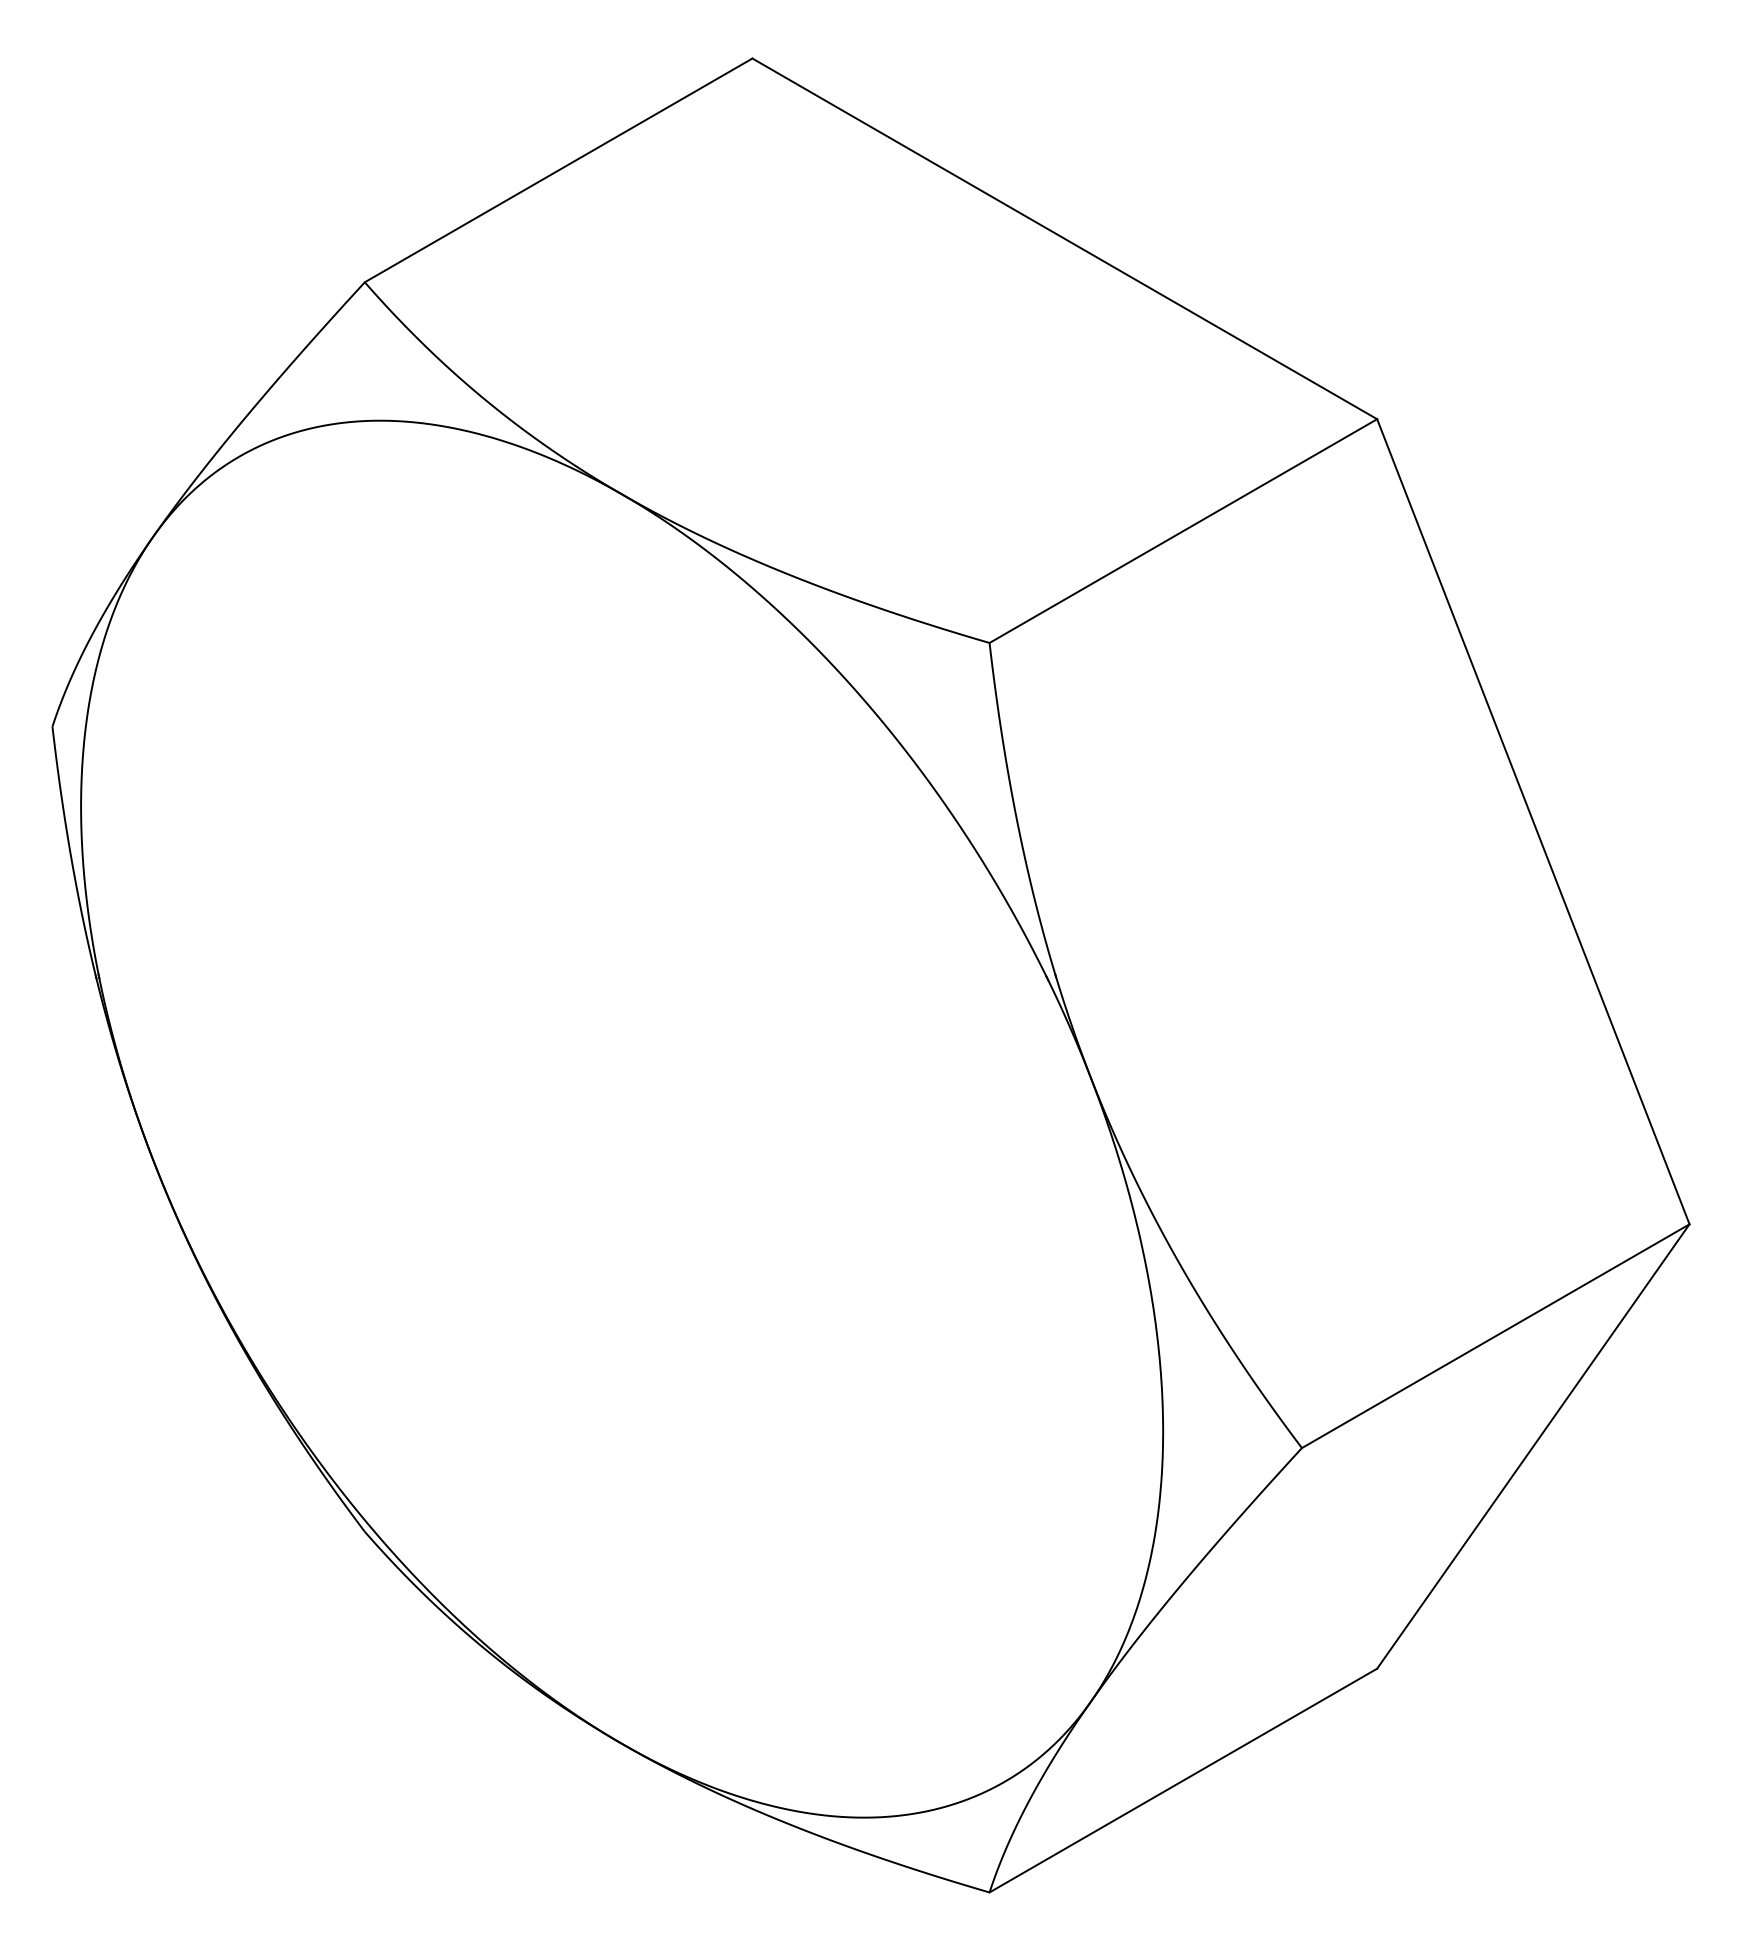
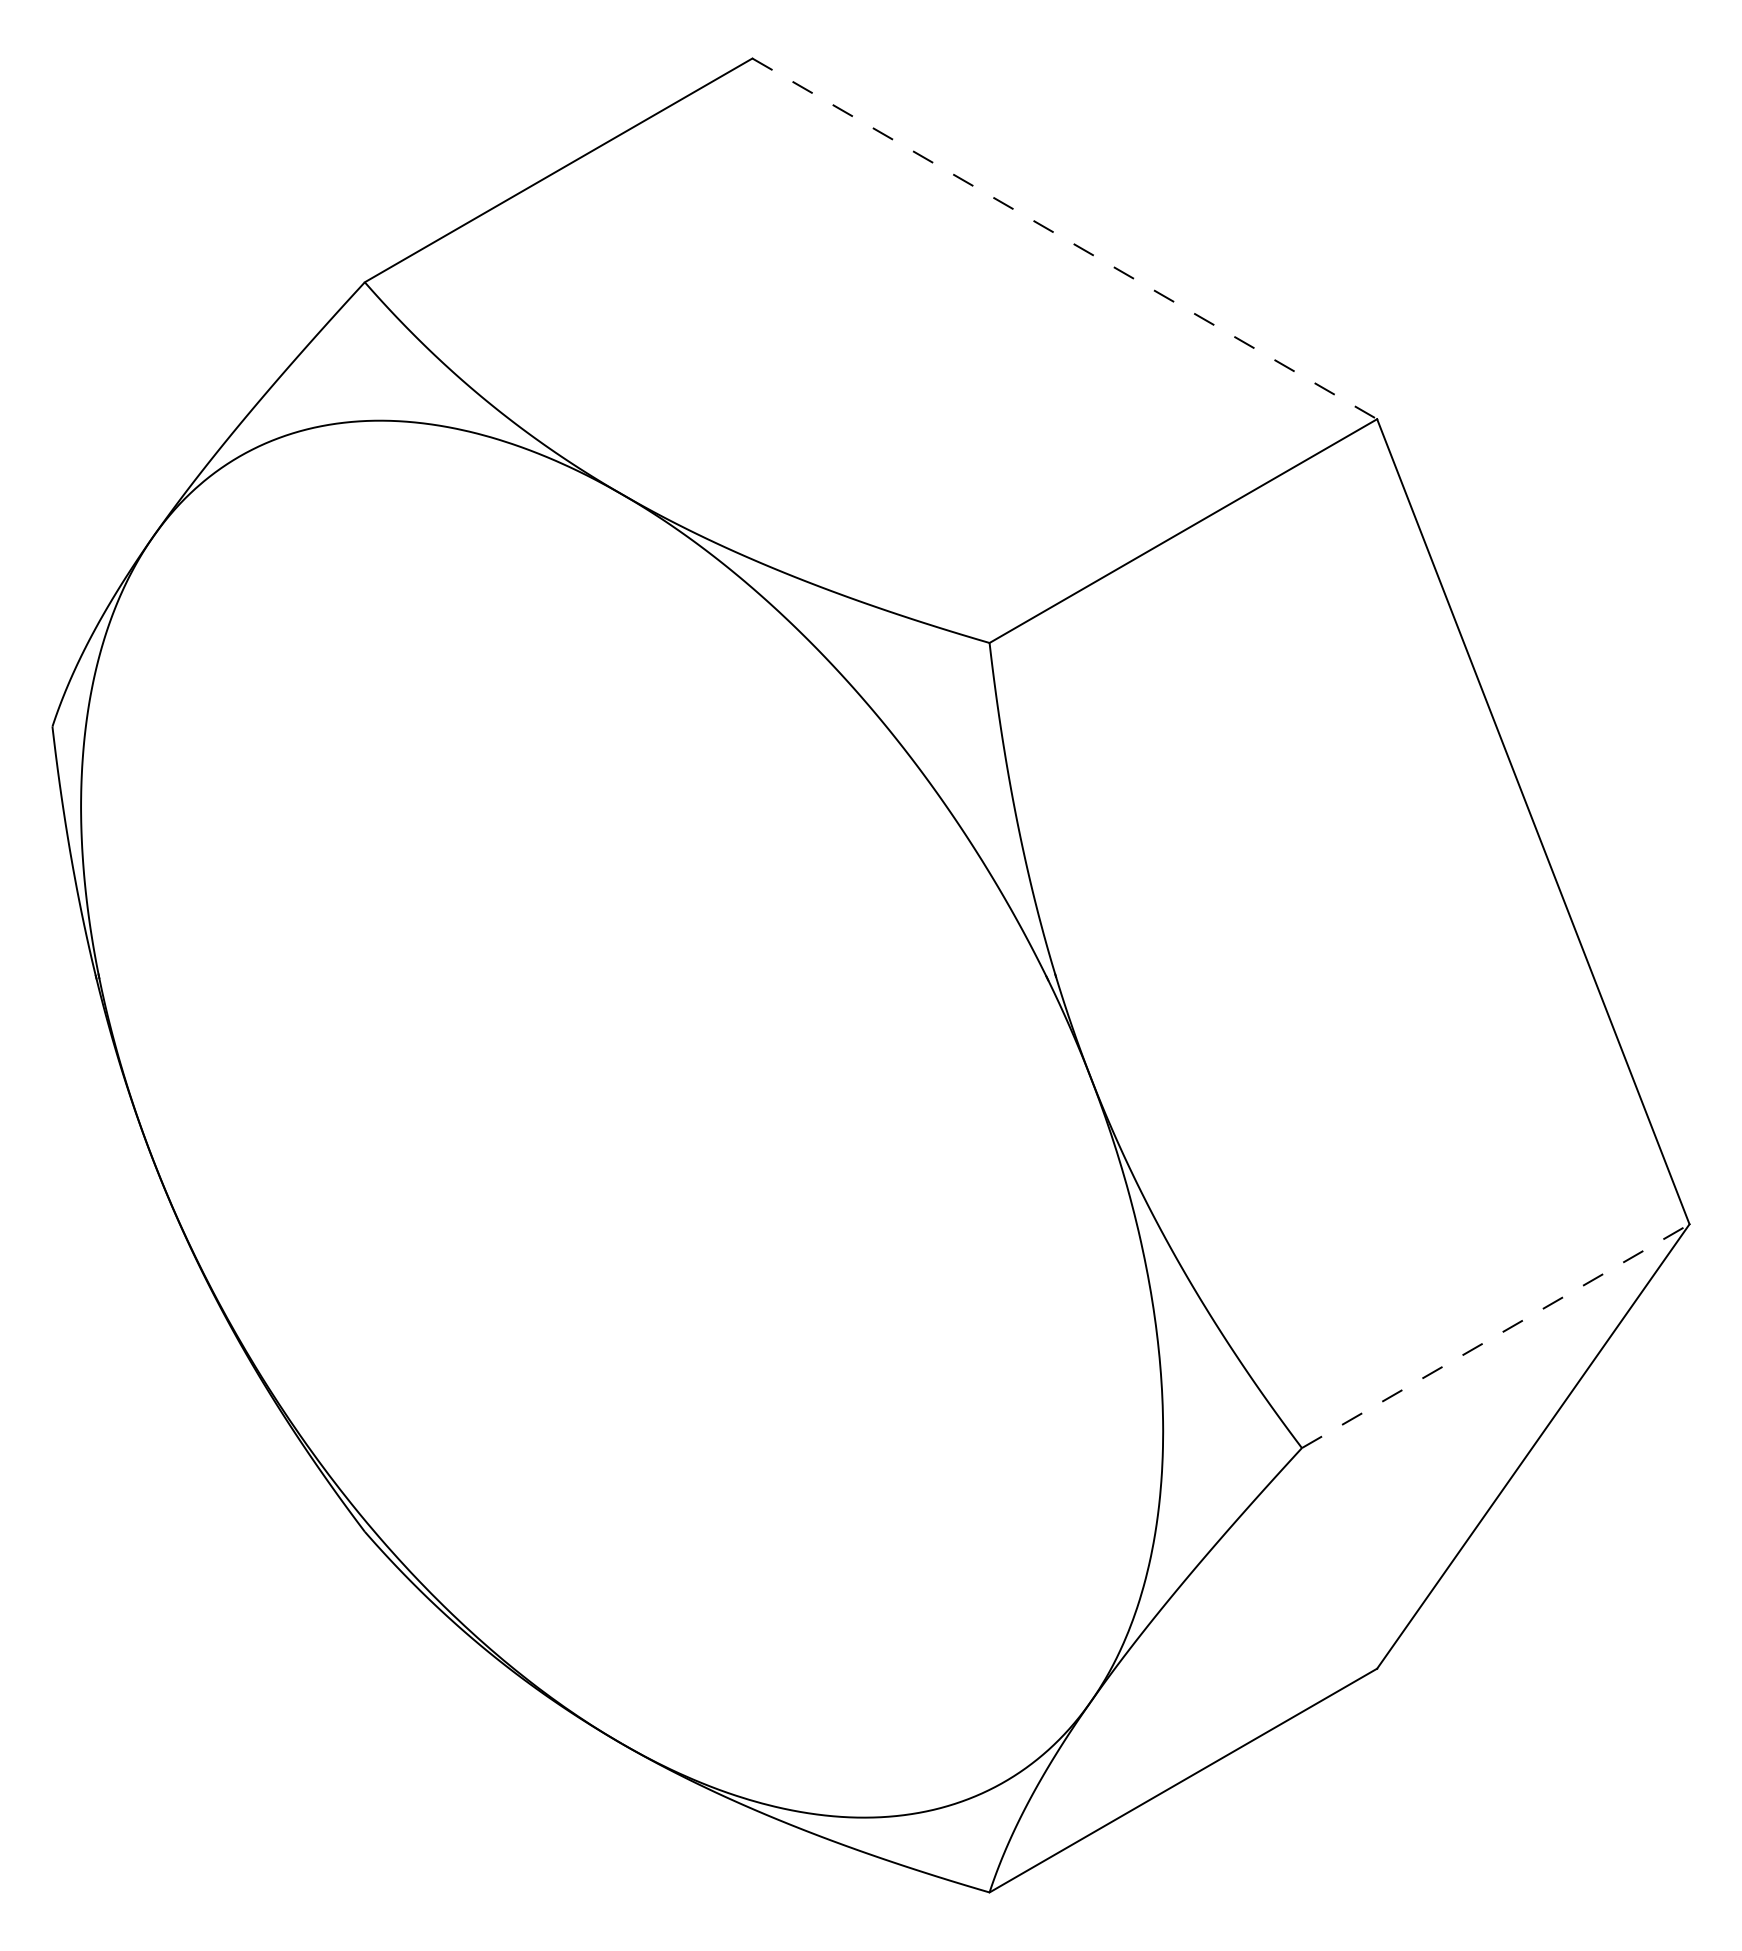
line: solid -> dashed (1064, 238)
line: solid -> dashed (1495, 1336)
